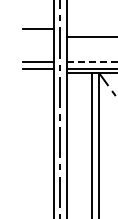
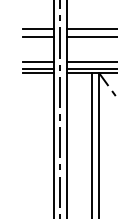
line: none -> present (90, 28)
line: none -> present (38, 36)
line: dashed -> solid (92, 61)
line: none -> present (38, 72)
